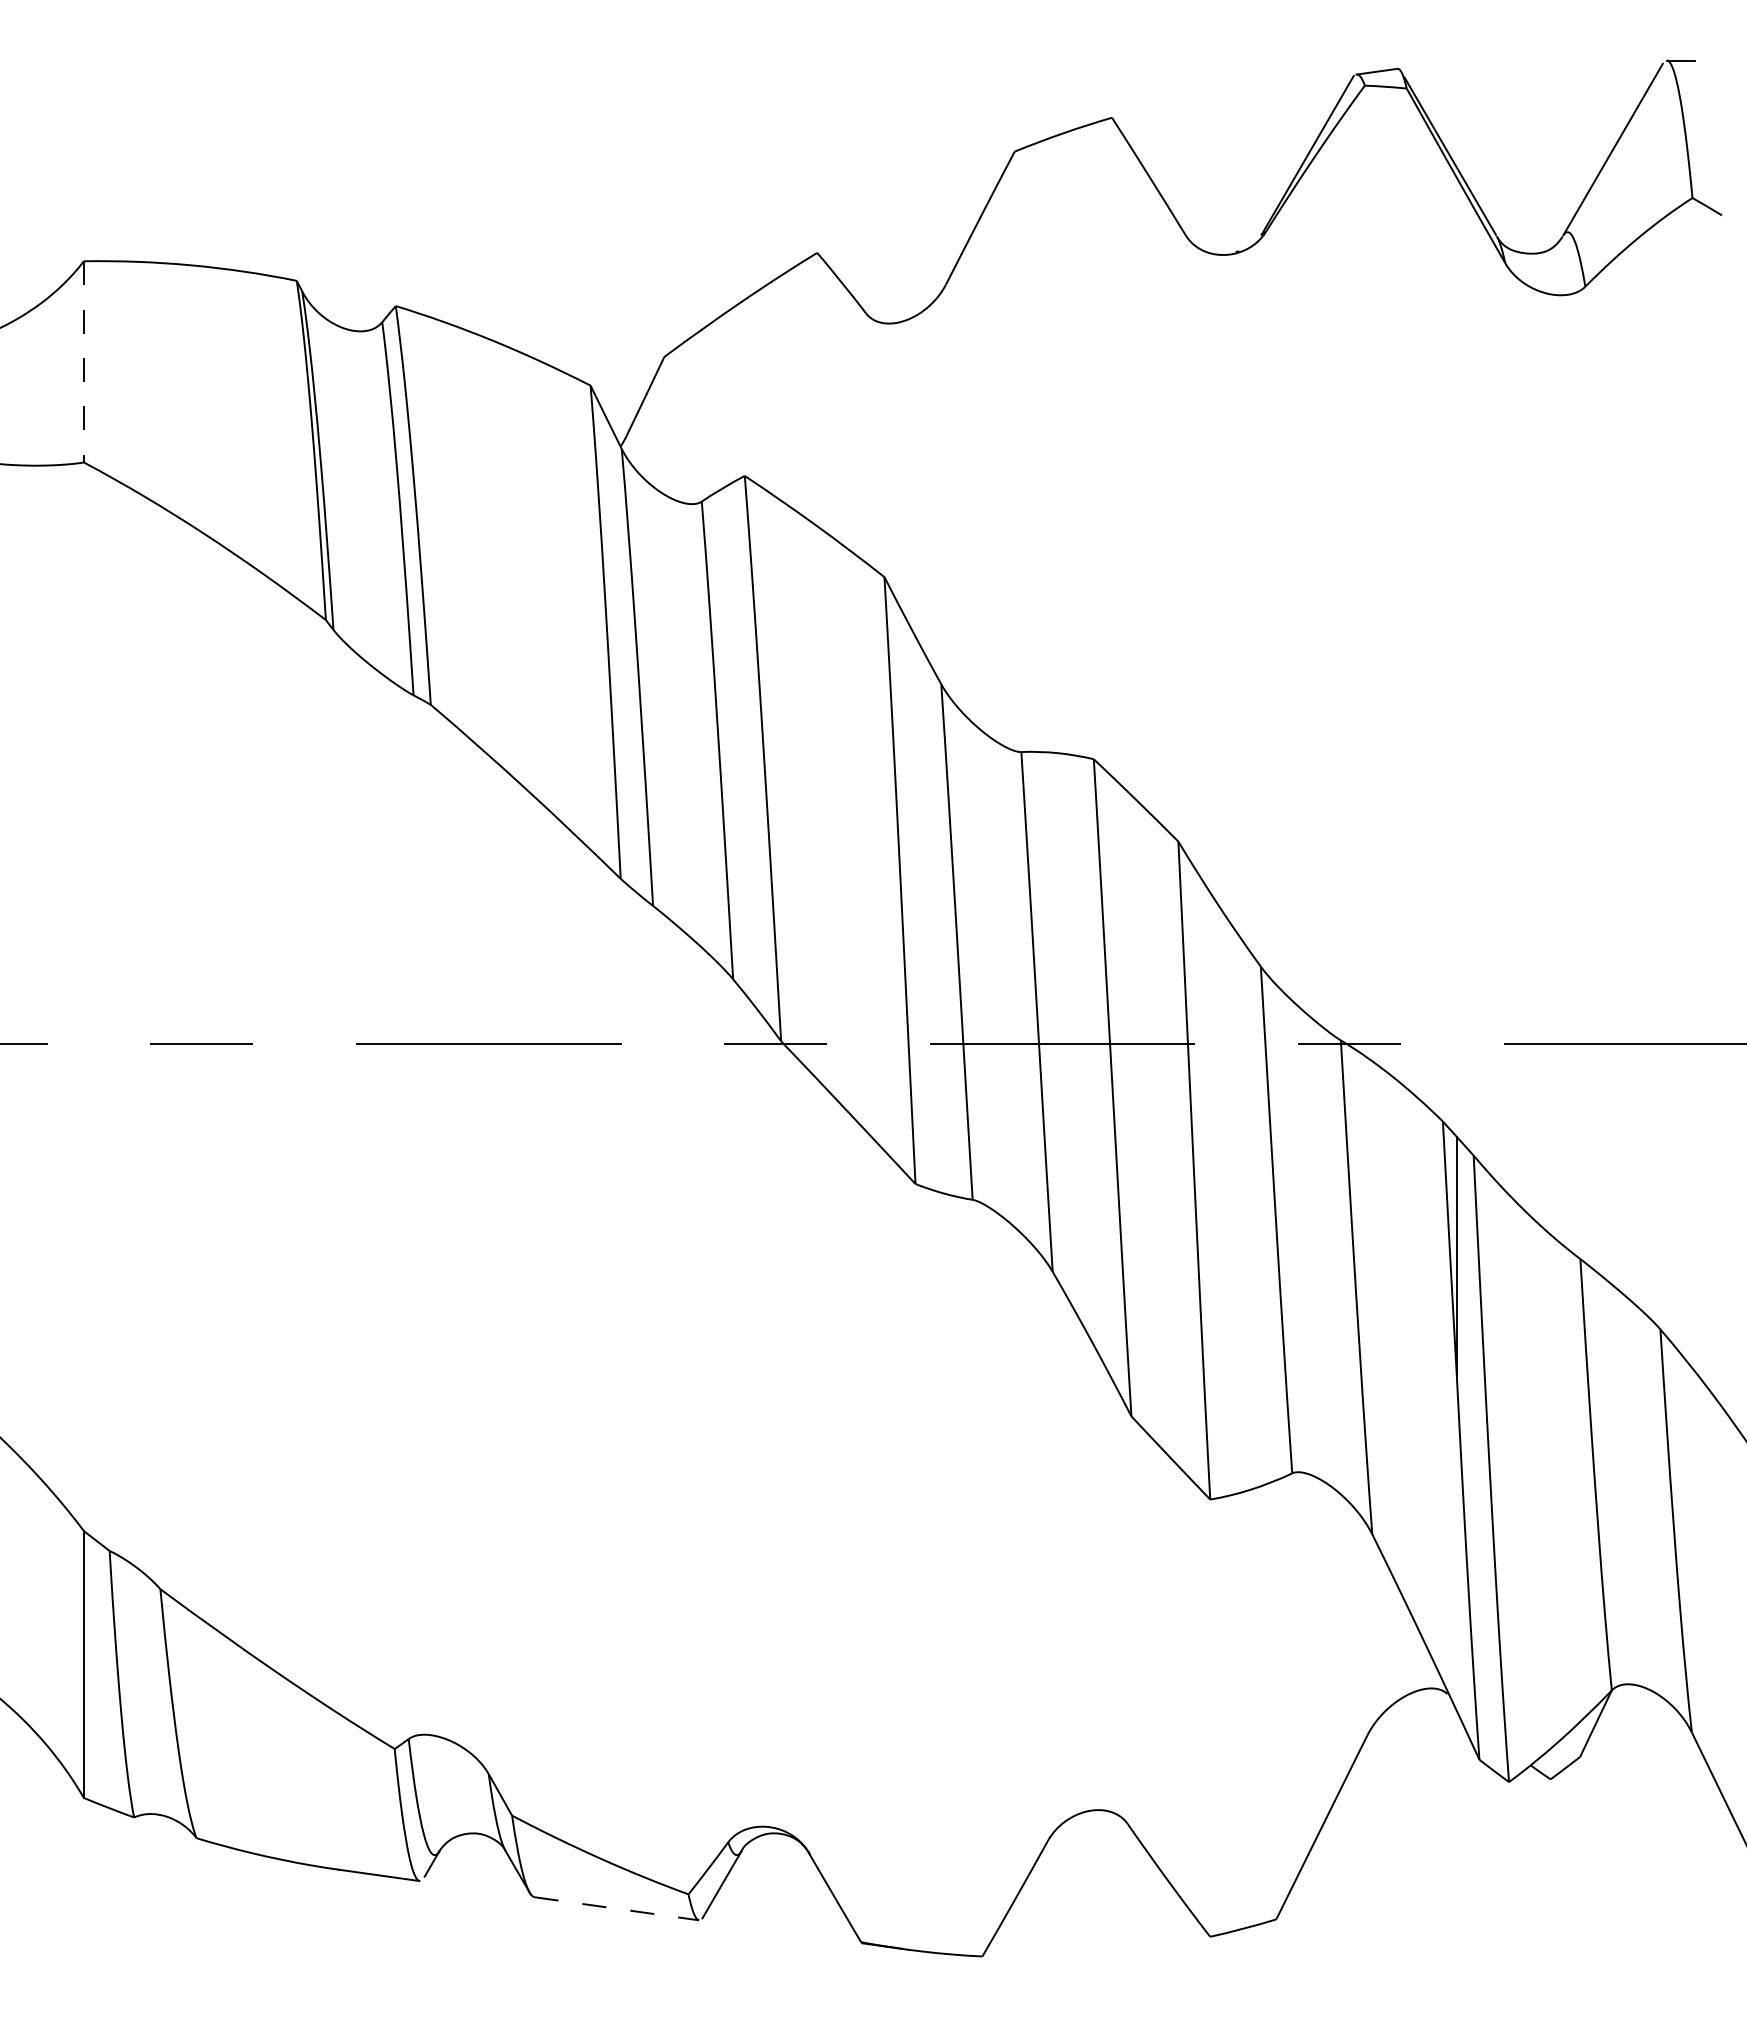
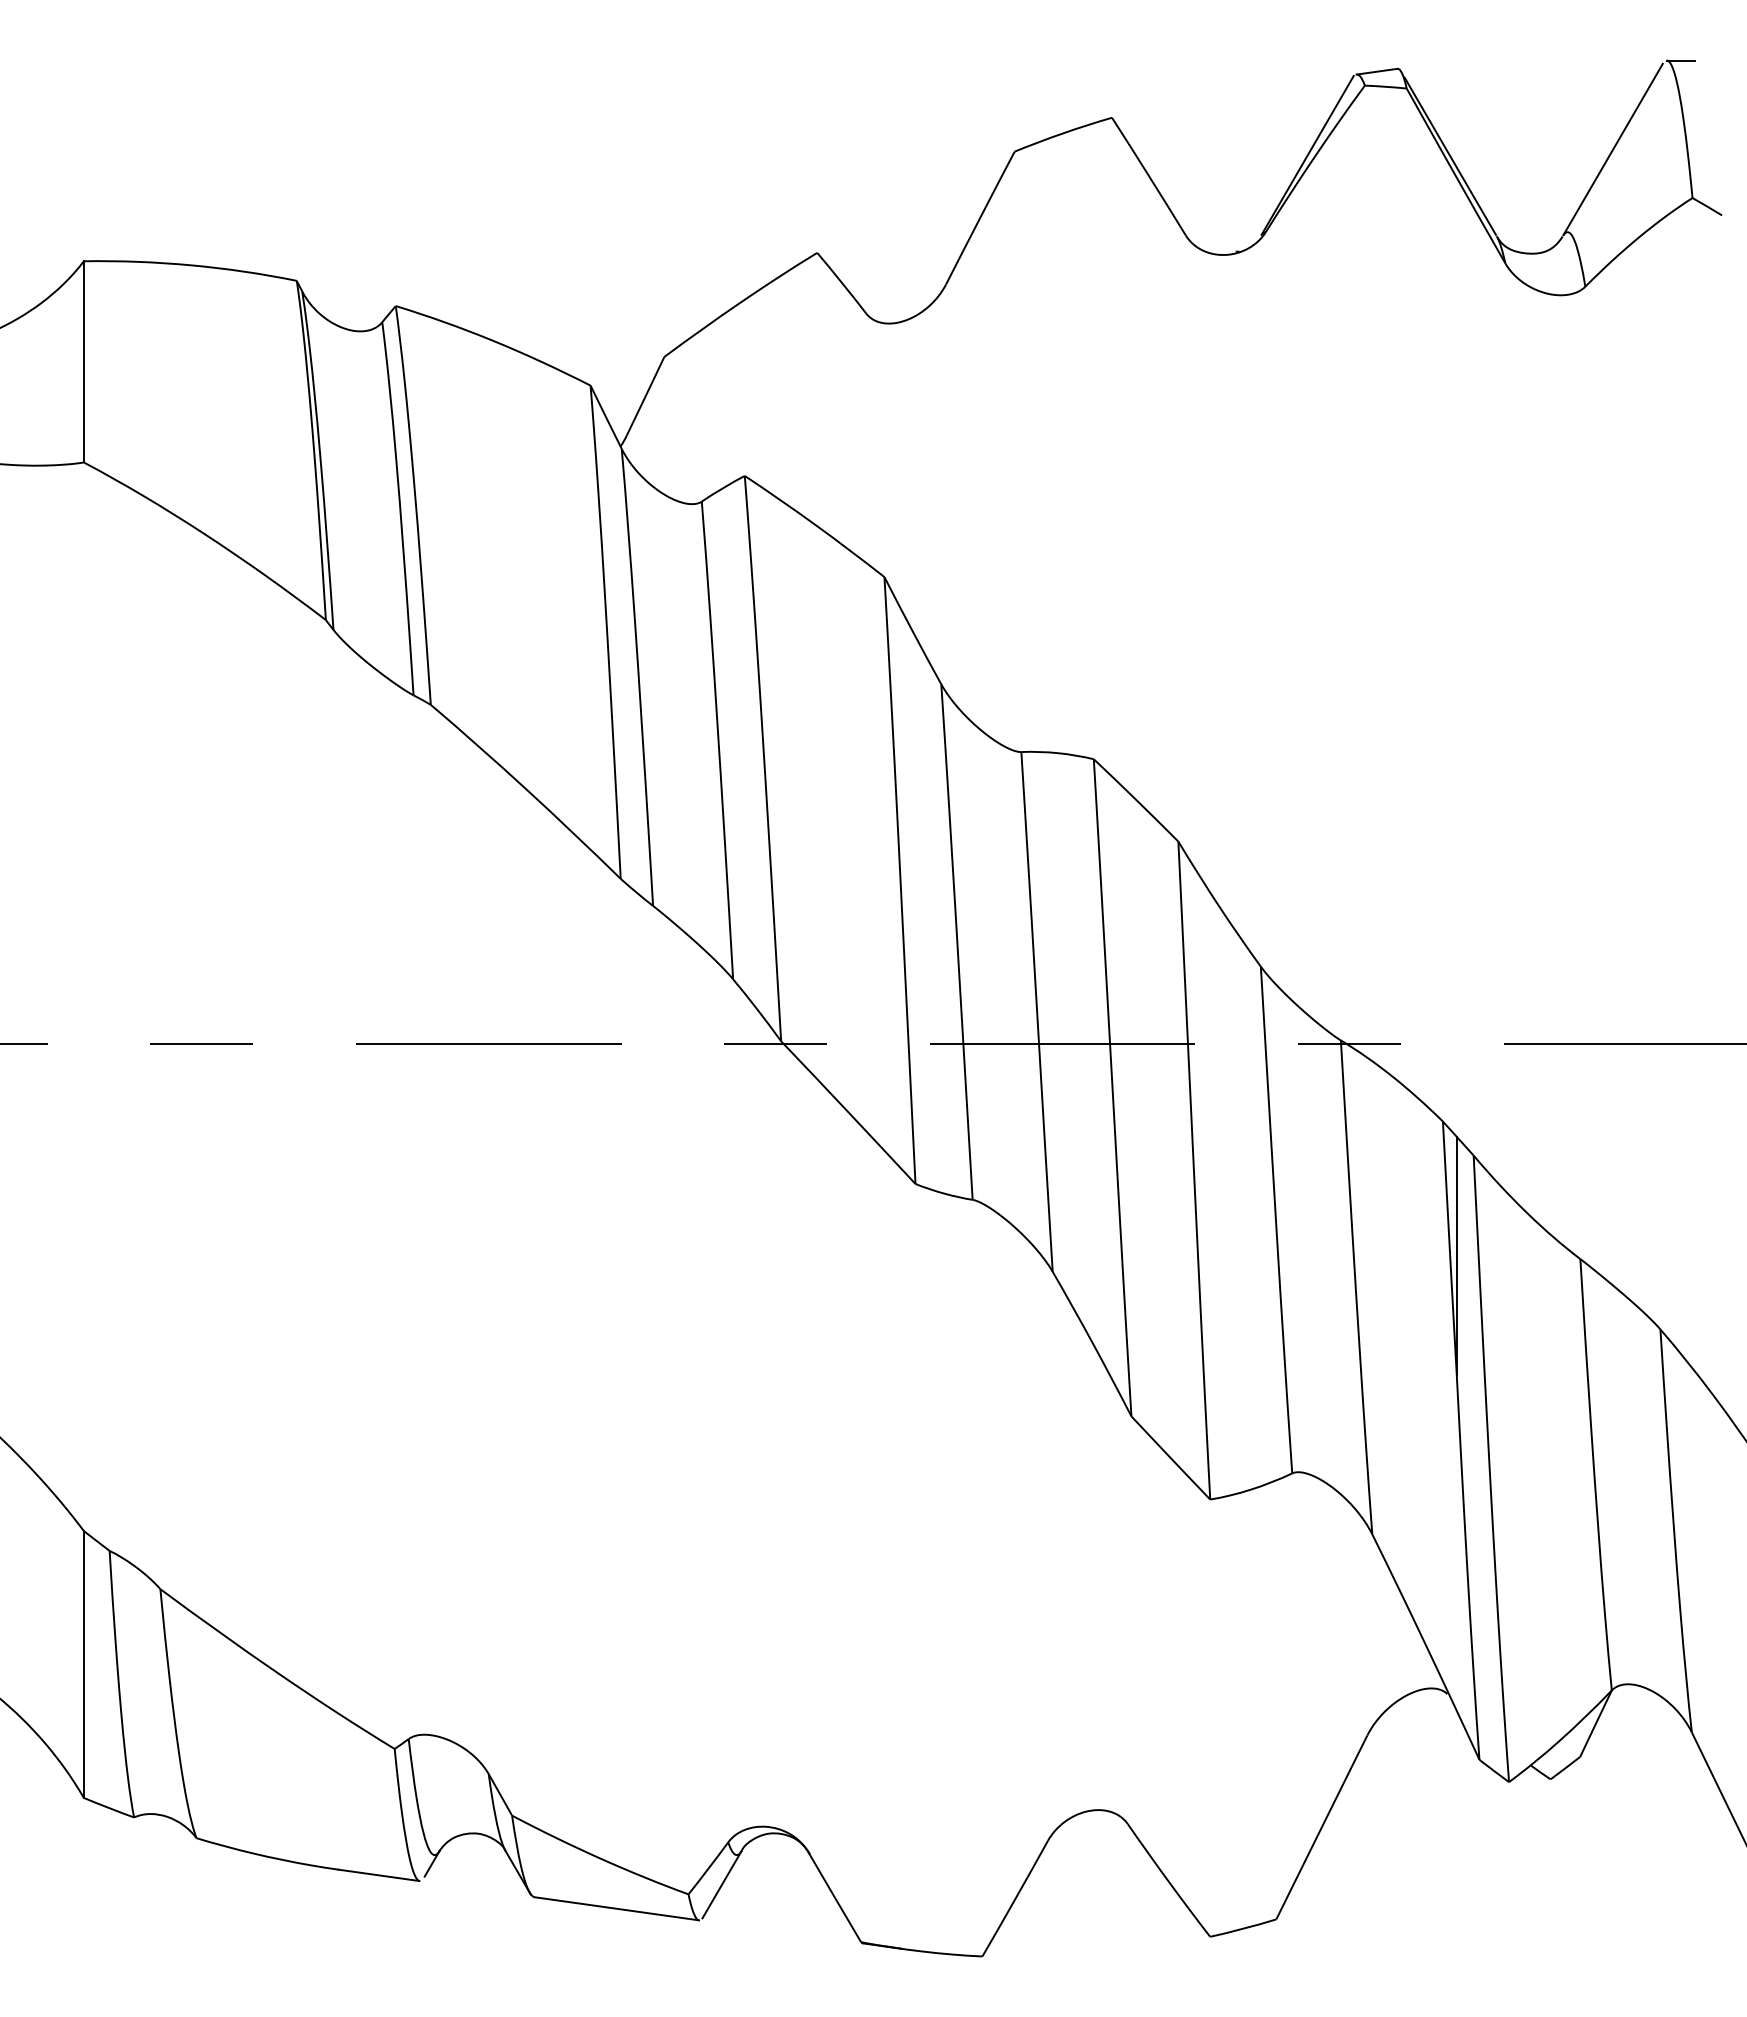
line: dashed -> solid (83, 361)
line: dashed -> solid (617, 1908)
